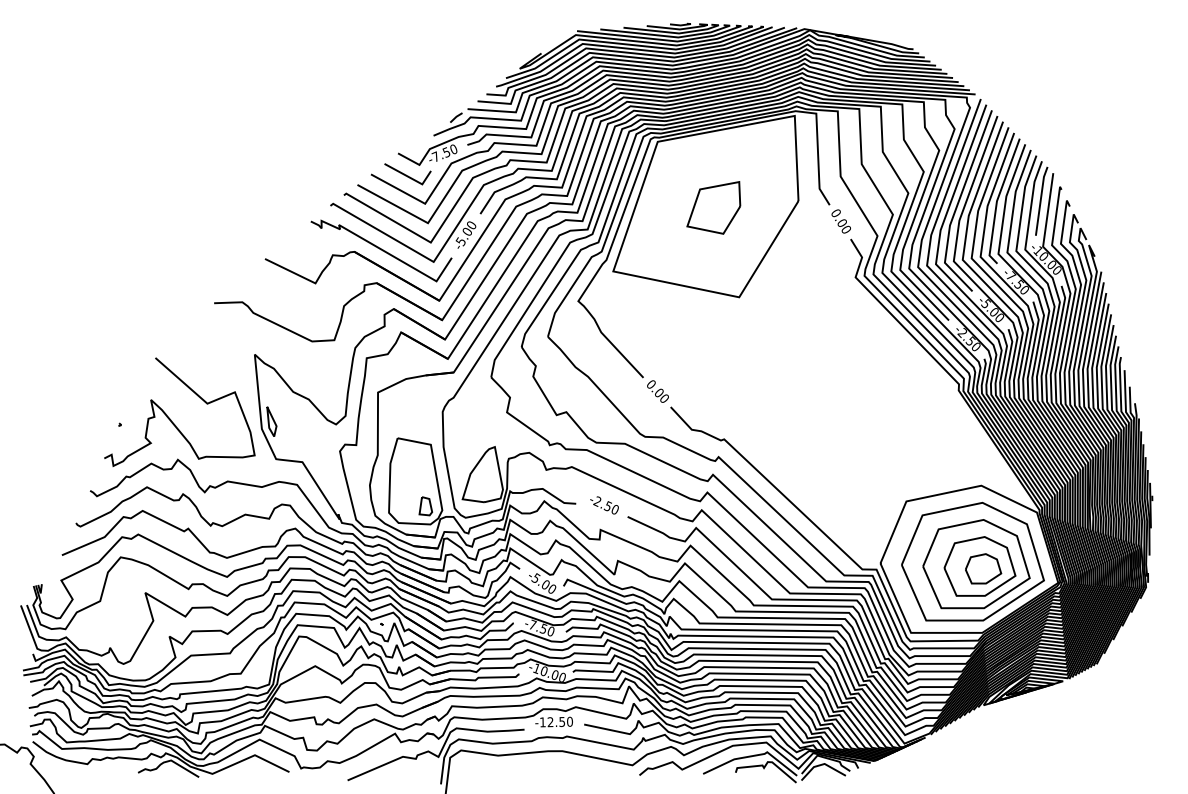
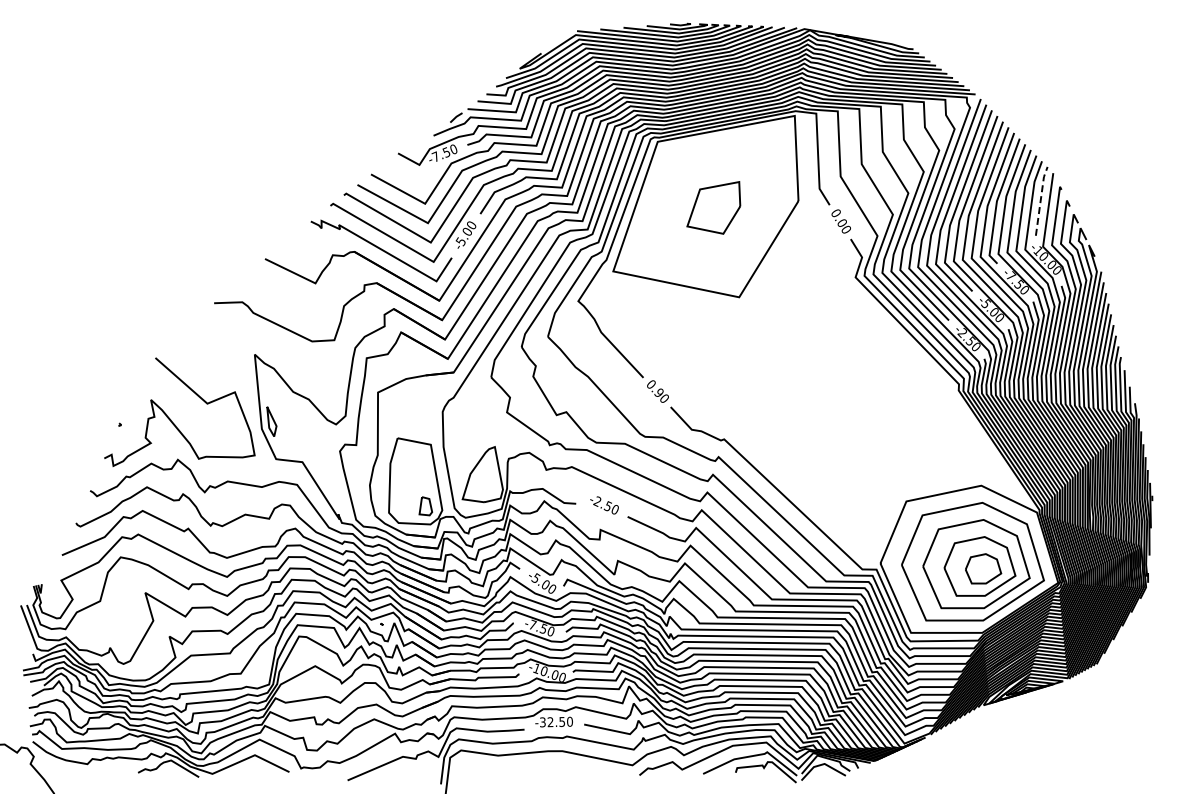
line: present -> none (406, 174)
line: solid -> dashed (1040, 200)
text: 0.00 -> 0.90 (657, 392)
text: -12.50 -> -32.50 (542, 722)
